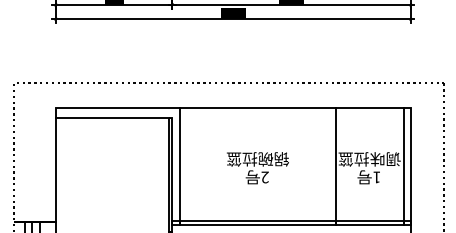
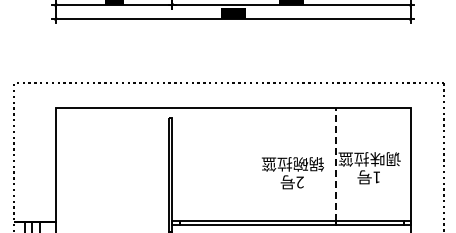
line: present -> none (111, 117)
line: solid -> dashed (335, 163)
line: present -> none (180, 164)
line: present -> none (403, 164)
text position: (257, 168) -> (292, 173) (292, 173)
